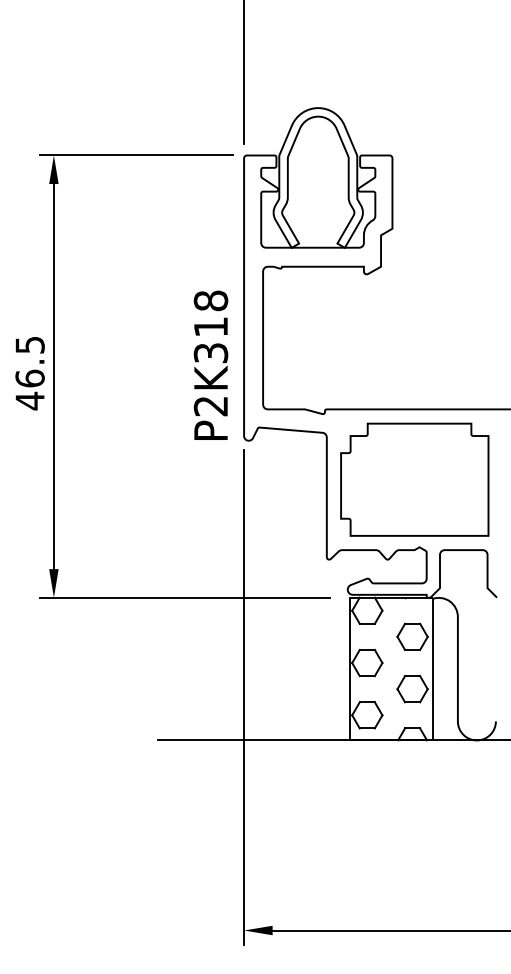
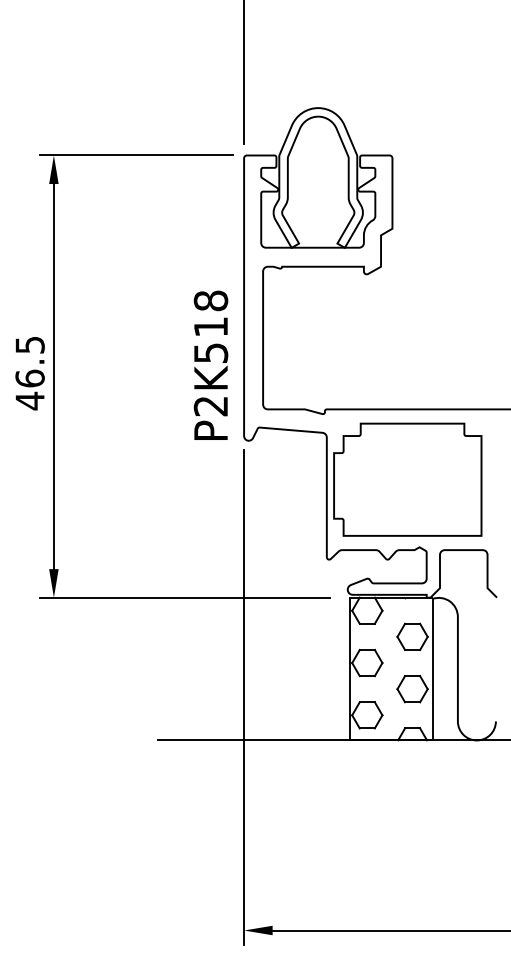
text: P2K318 -> P2K518 (210, 352)
part position: (414, 479) -> (407, 479) (407, 479)
